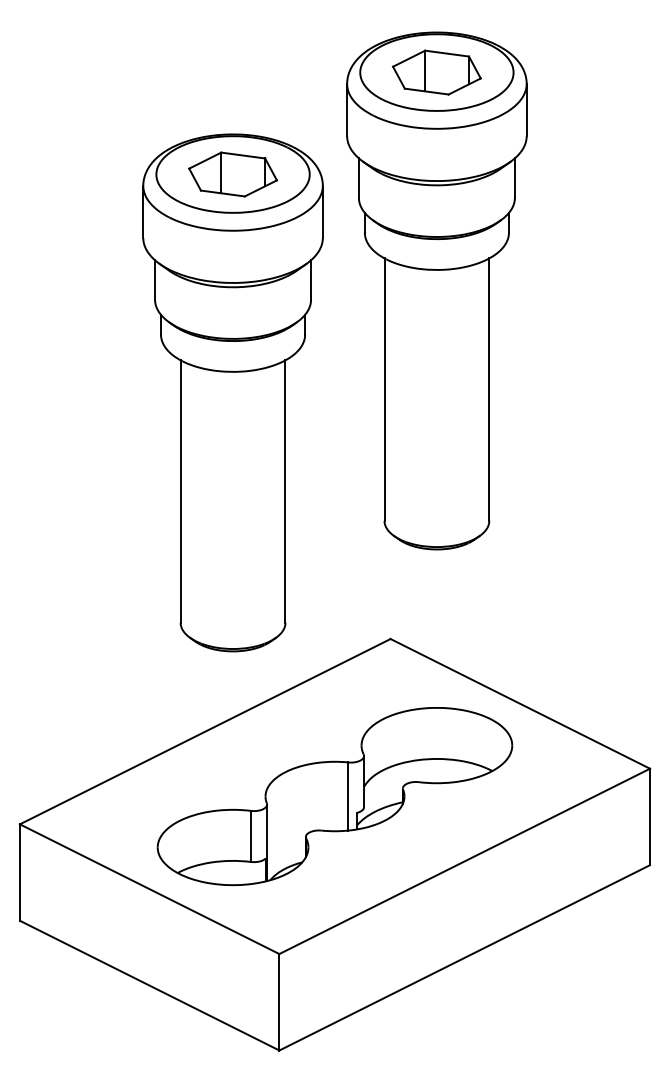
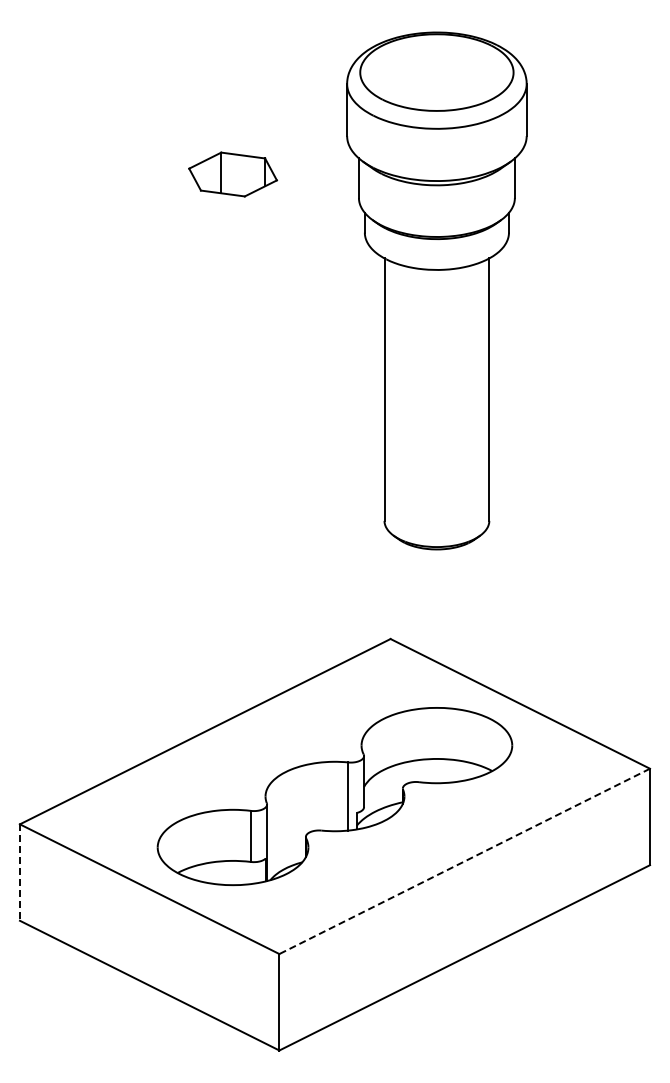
part: present -> none (436, 72)
part: present -> none (232, 392)
line: solid -> dashed (464, 861)
line: solid -> dashed (19, 873)
